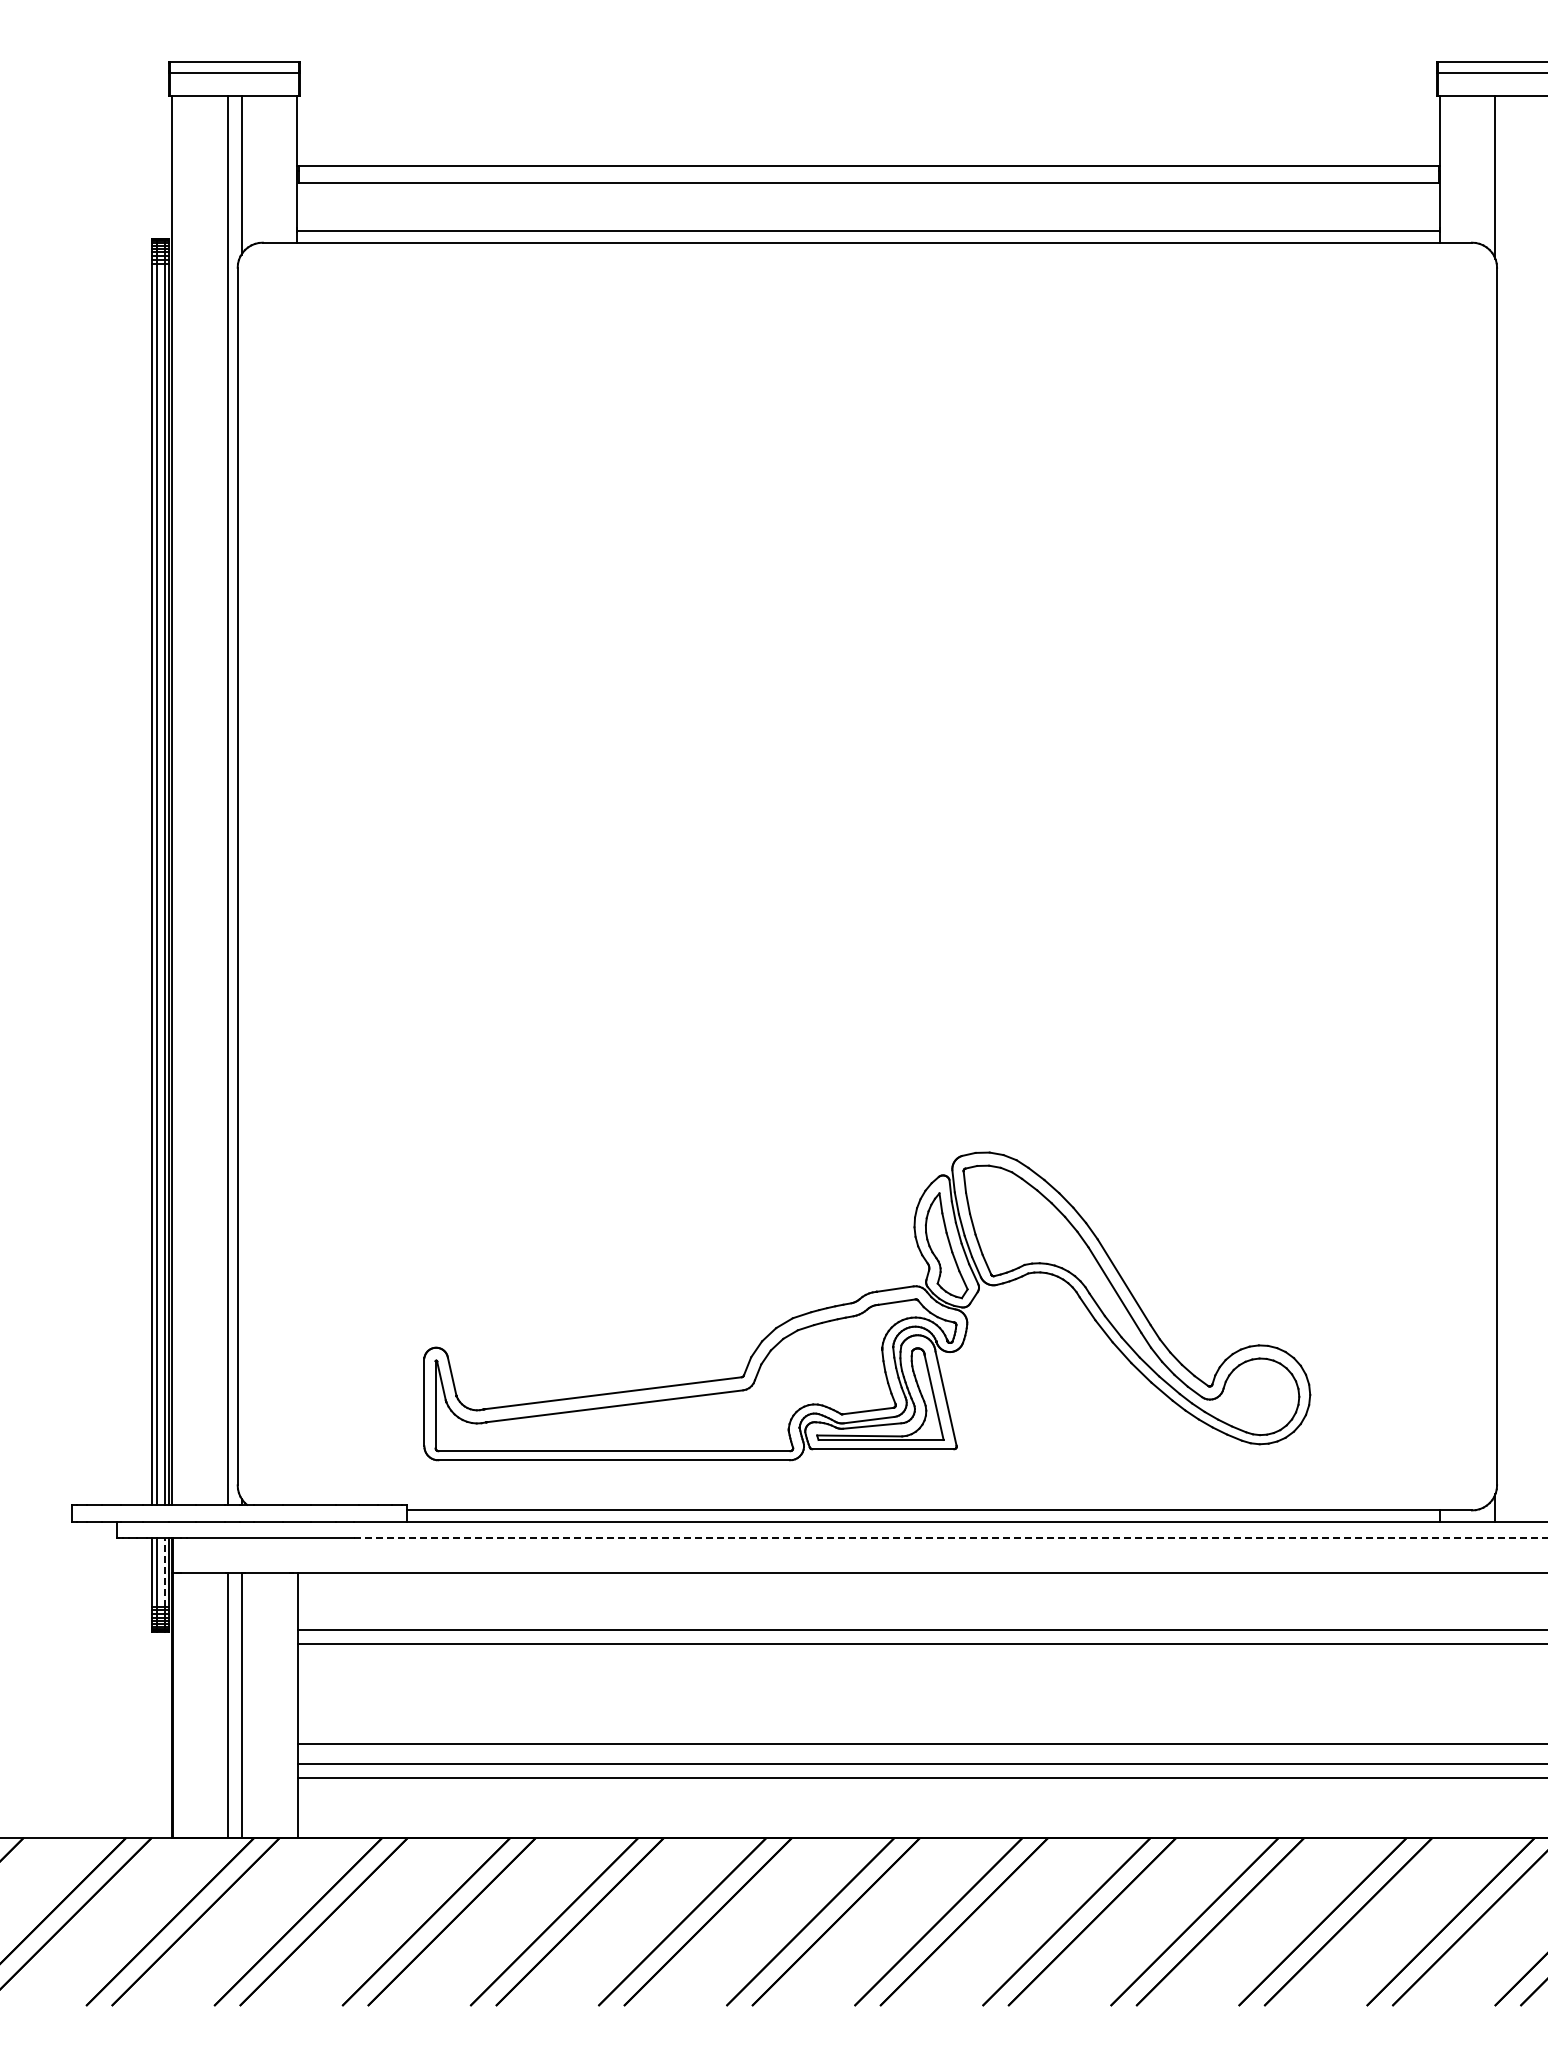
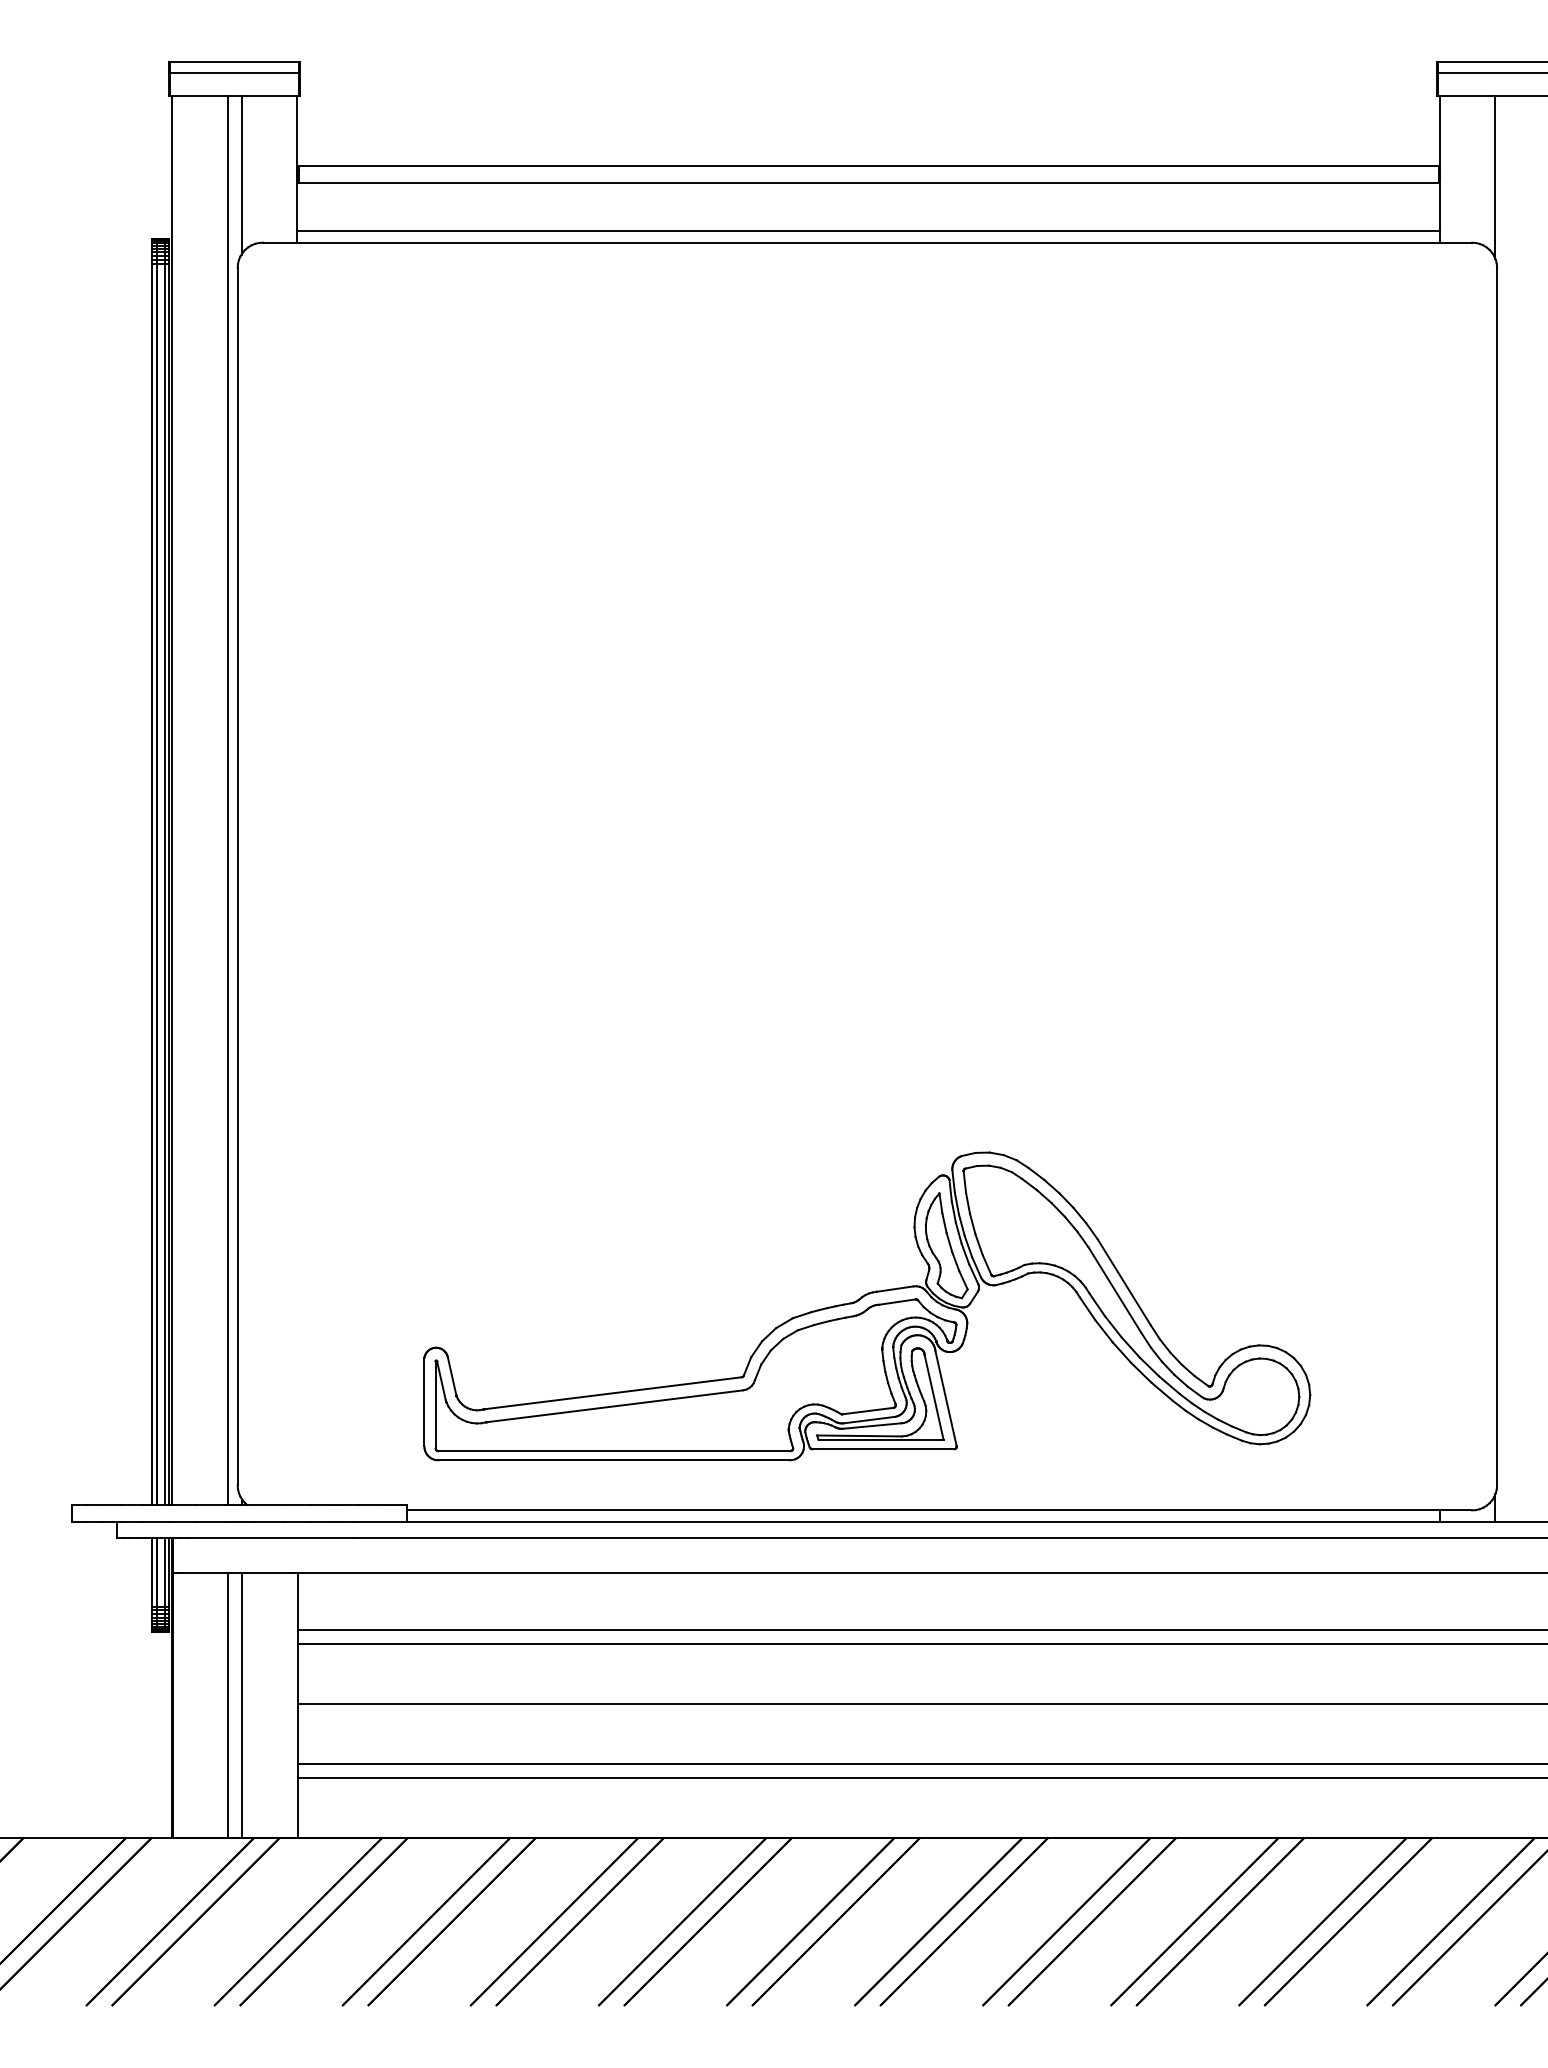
line: dashed -> solid (950, 1538)
line: dashed -> solid (164, 1571)
line position: (921, 1744) -> (921, 1704) (921, 1704)
